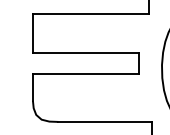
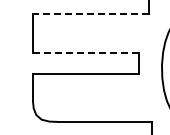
line: solid -> dashed (90, 13)
line: solid -> dashed (86, 52)
